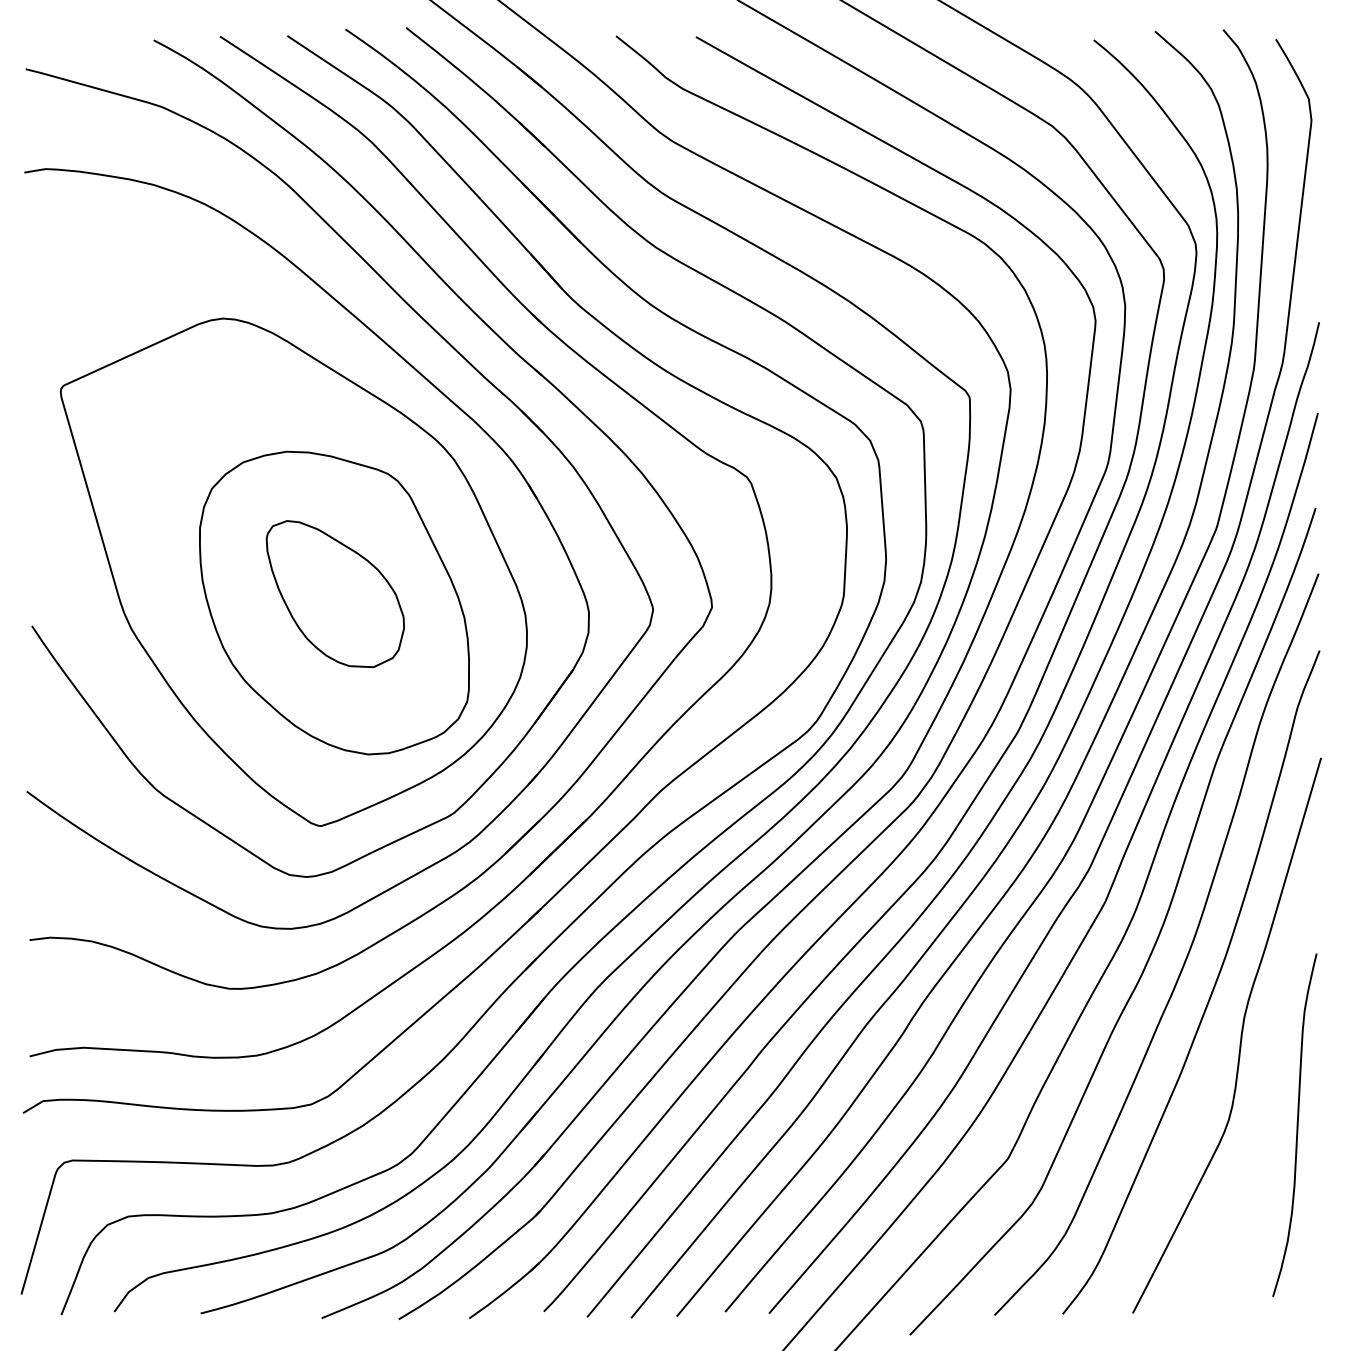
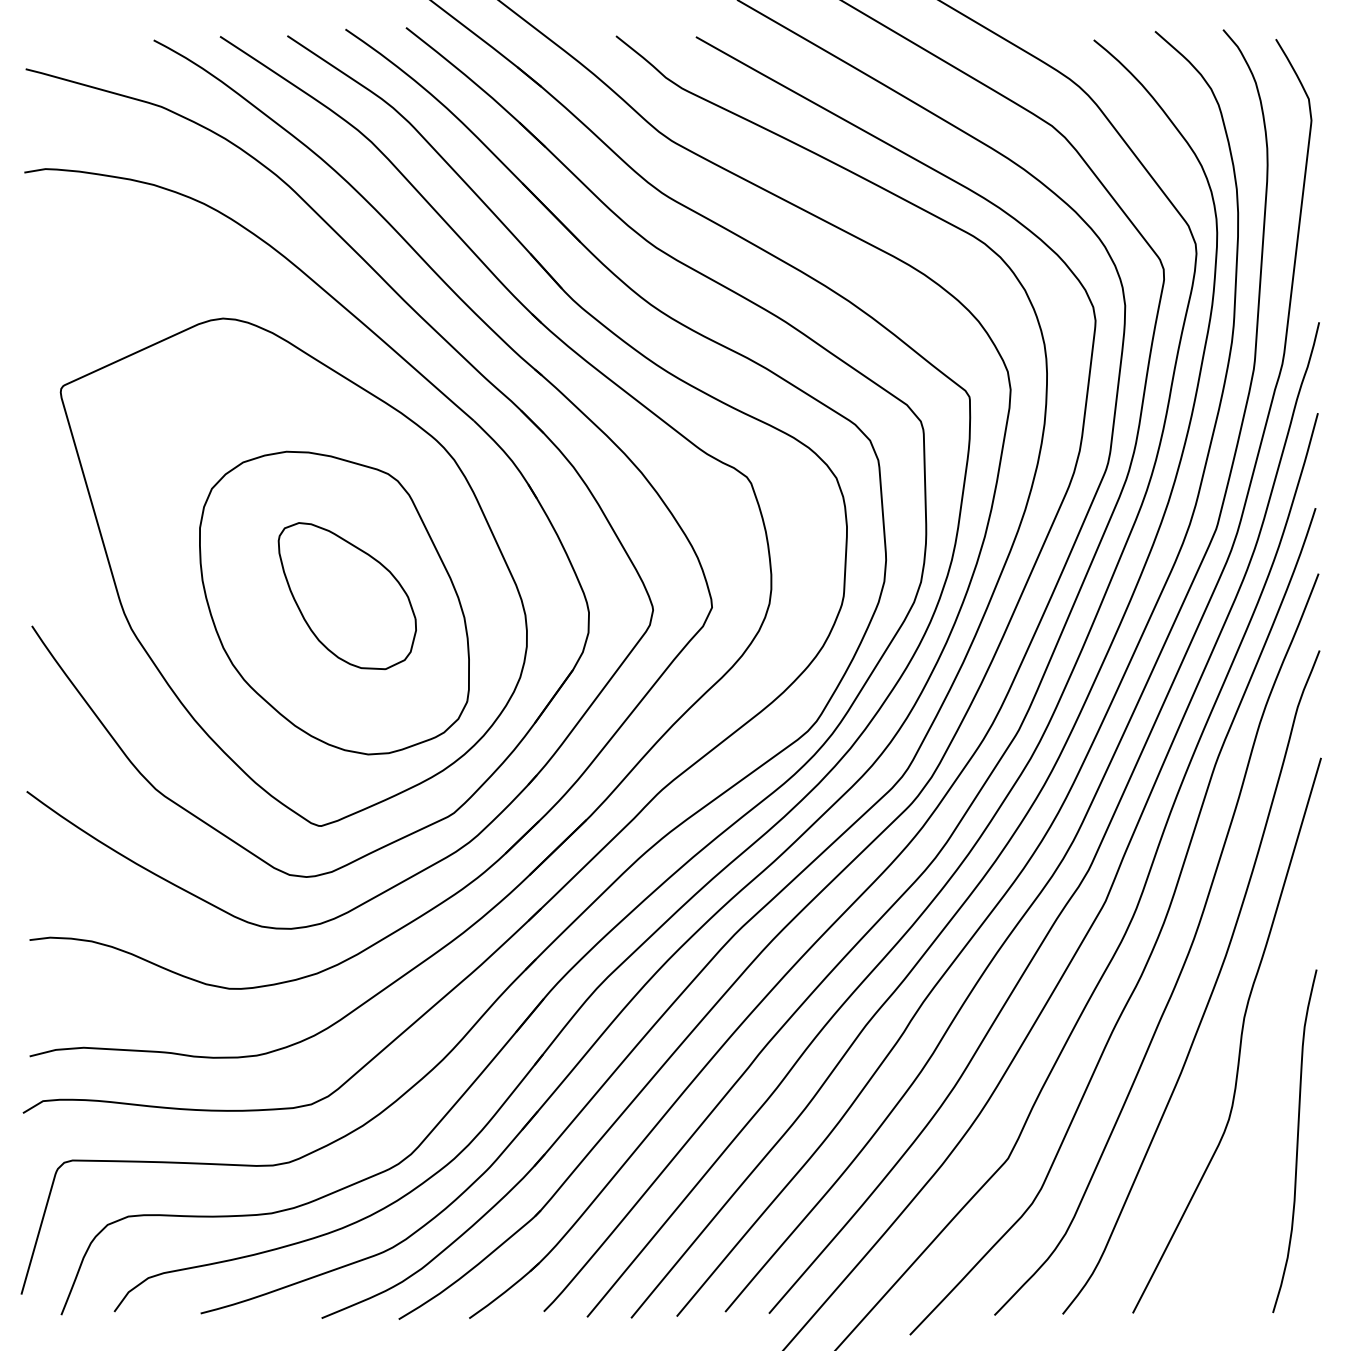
part position: (334, 594) -> (346, 596) (346, 596)
curve position: (1296, 1125) -> (1296, 1141) (1296, 1141)
